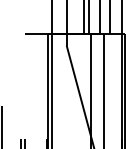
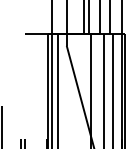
line: none -> present (58, 89)
line: none -> present (112, 89)
